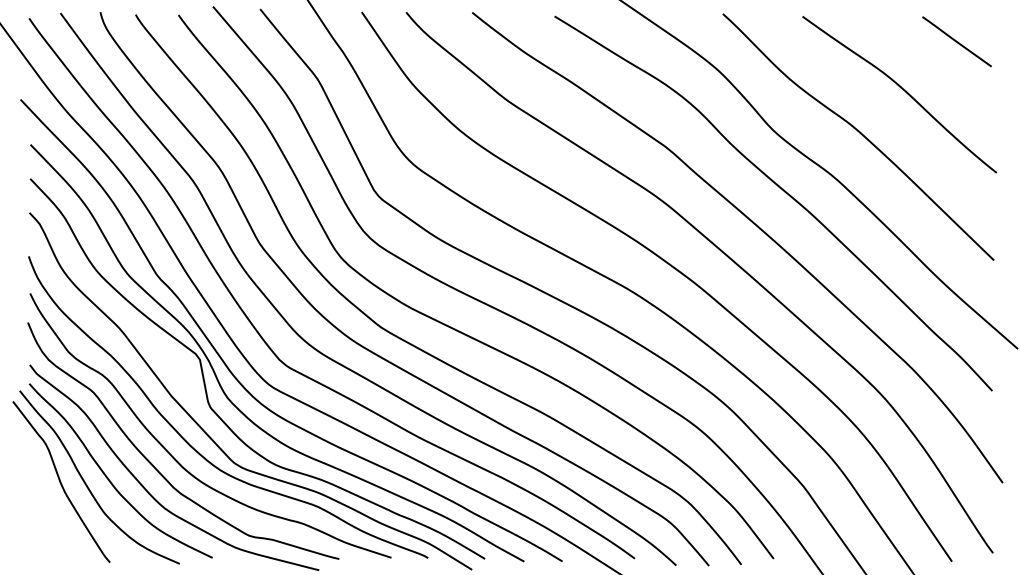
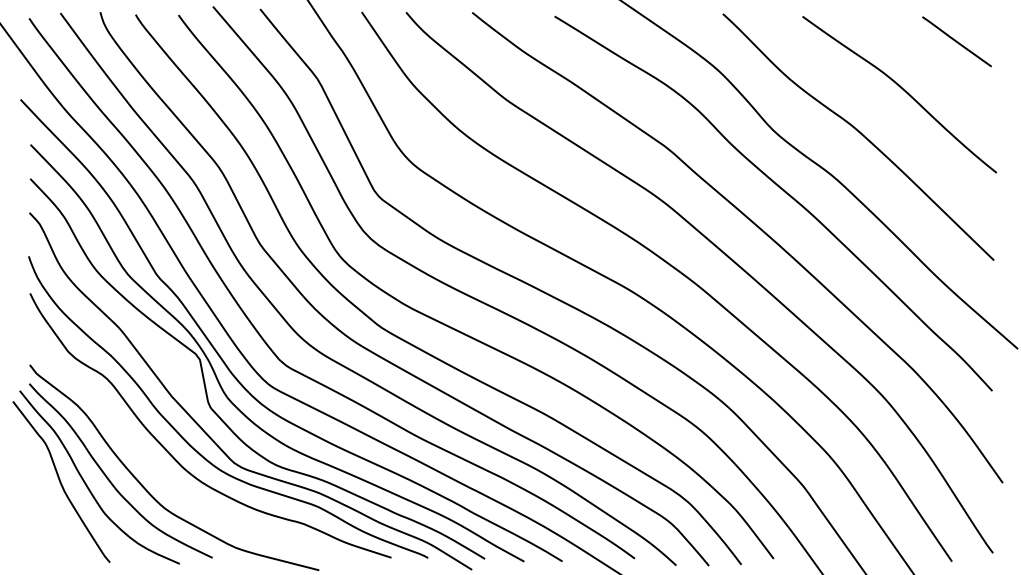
curve: present -> none (153, 464)
